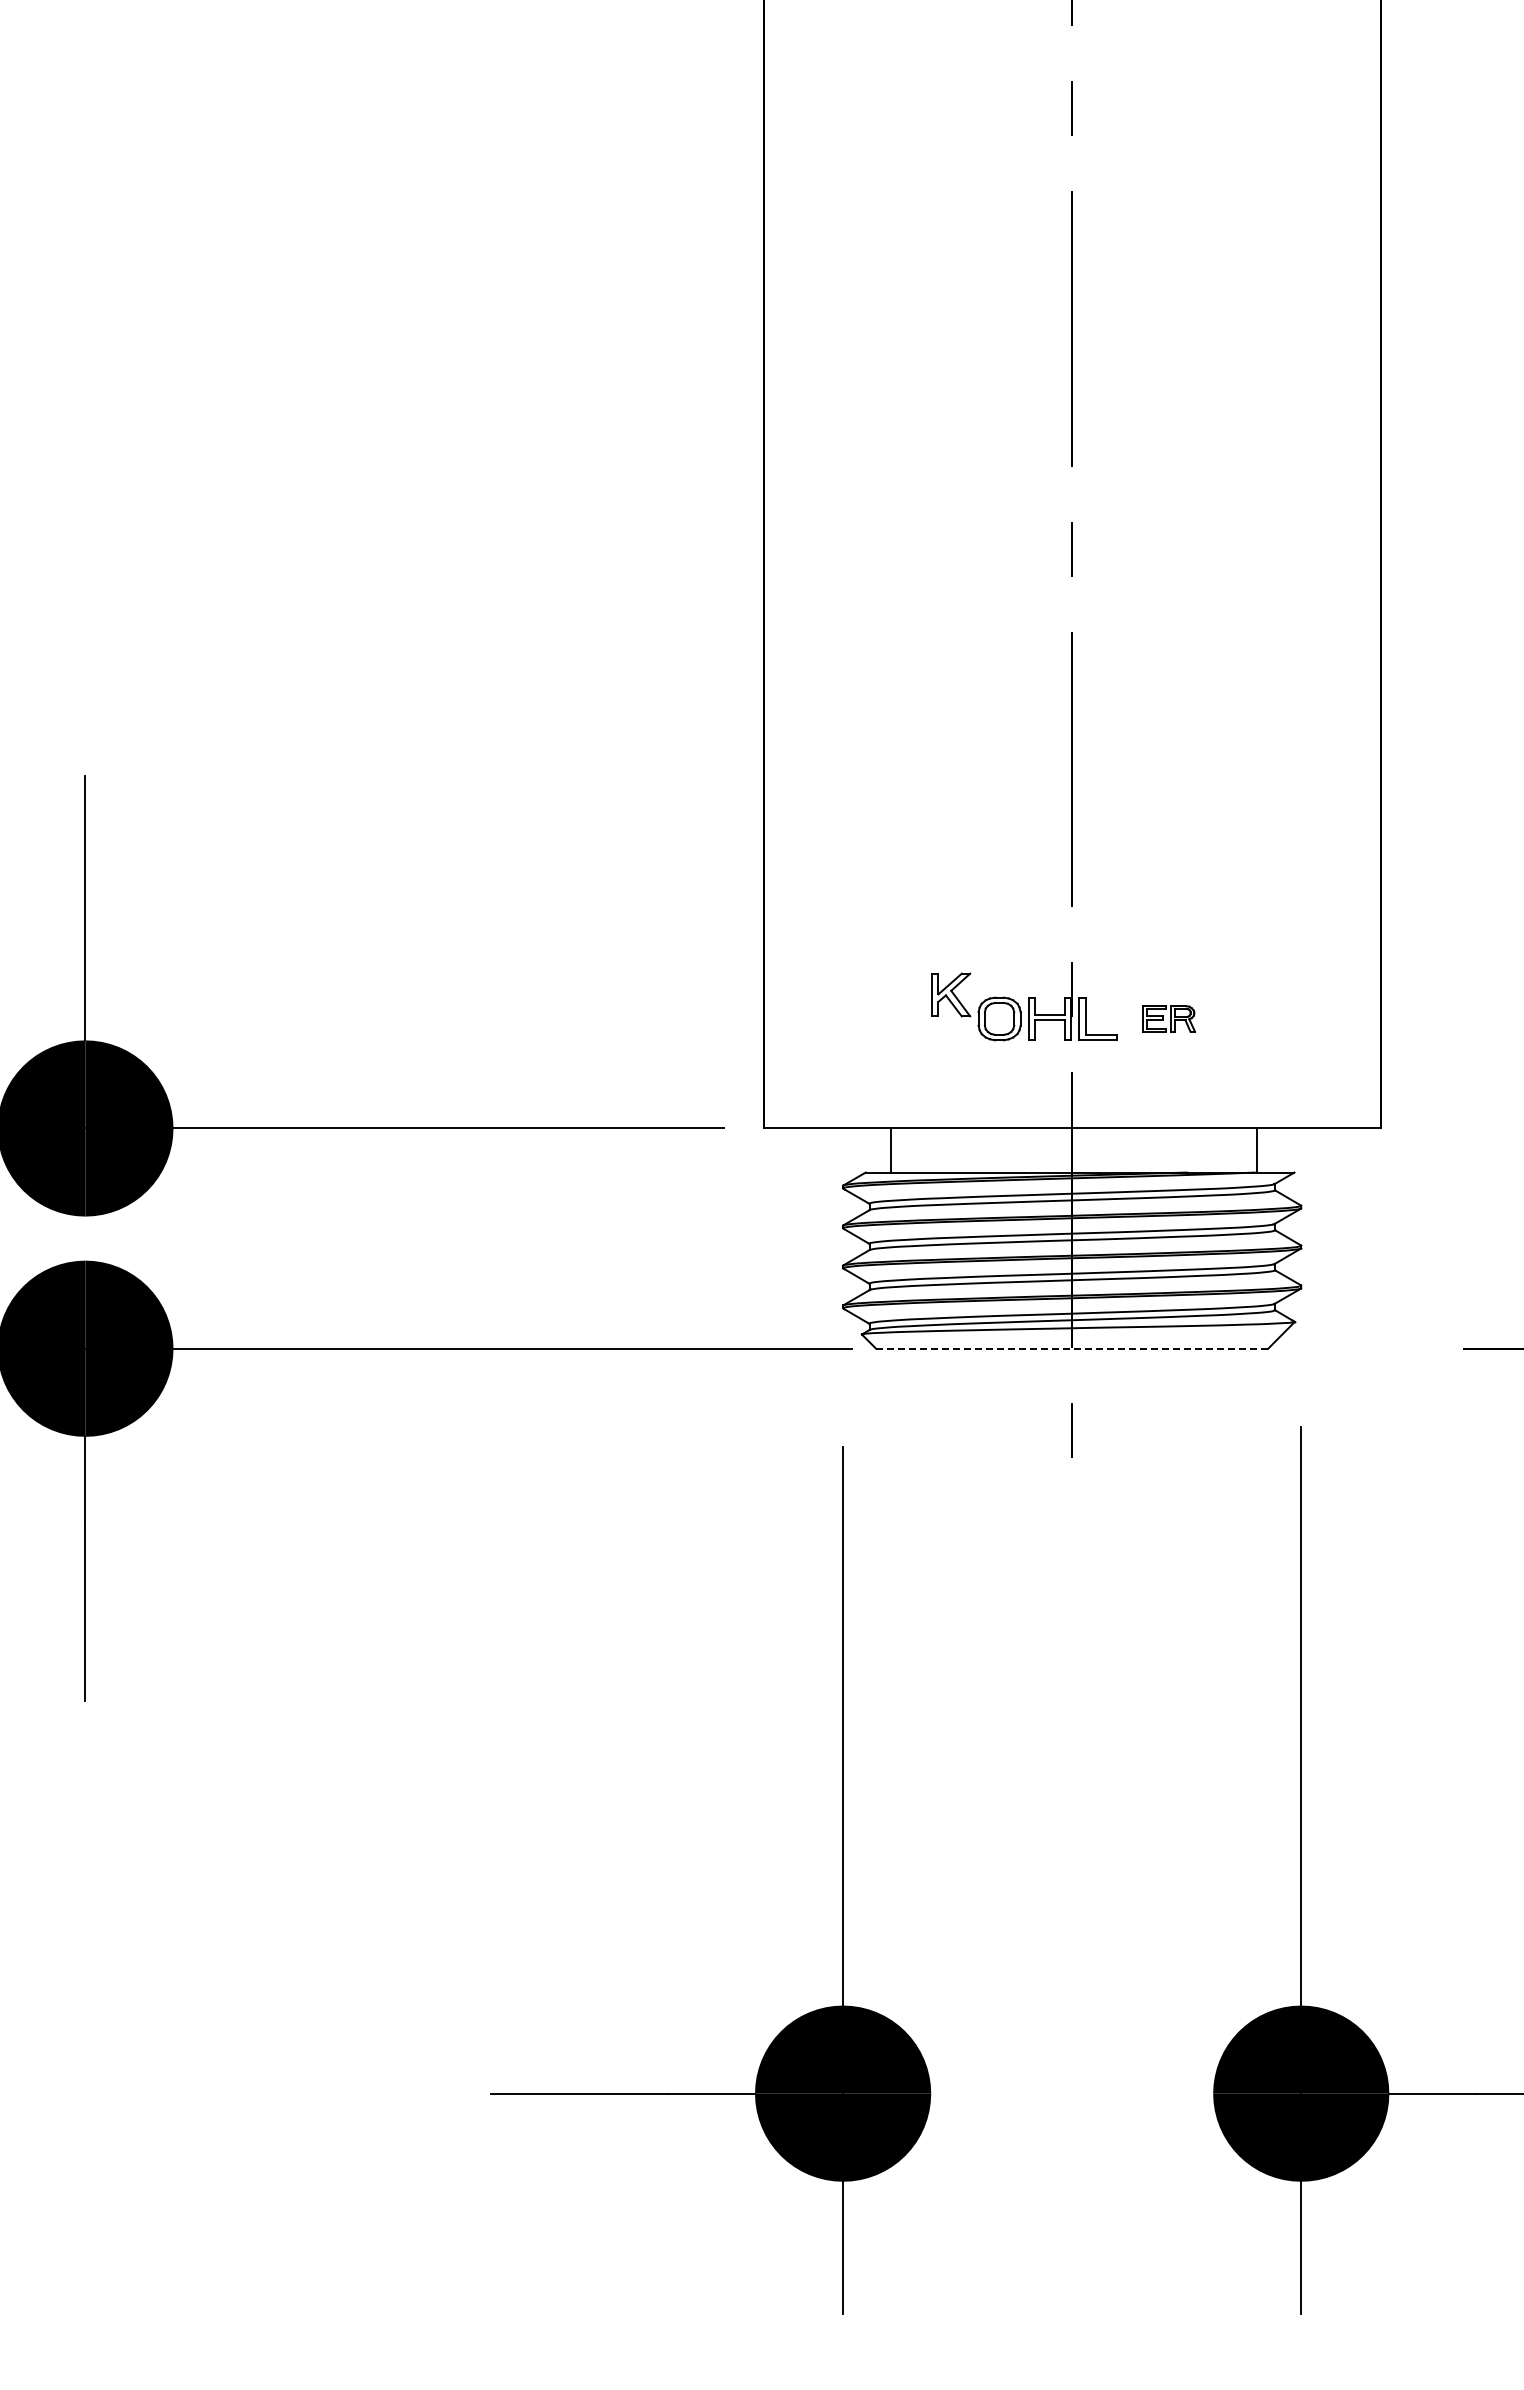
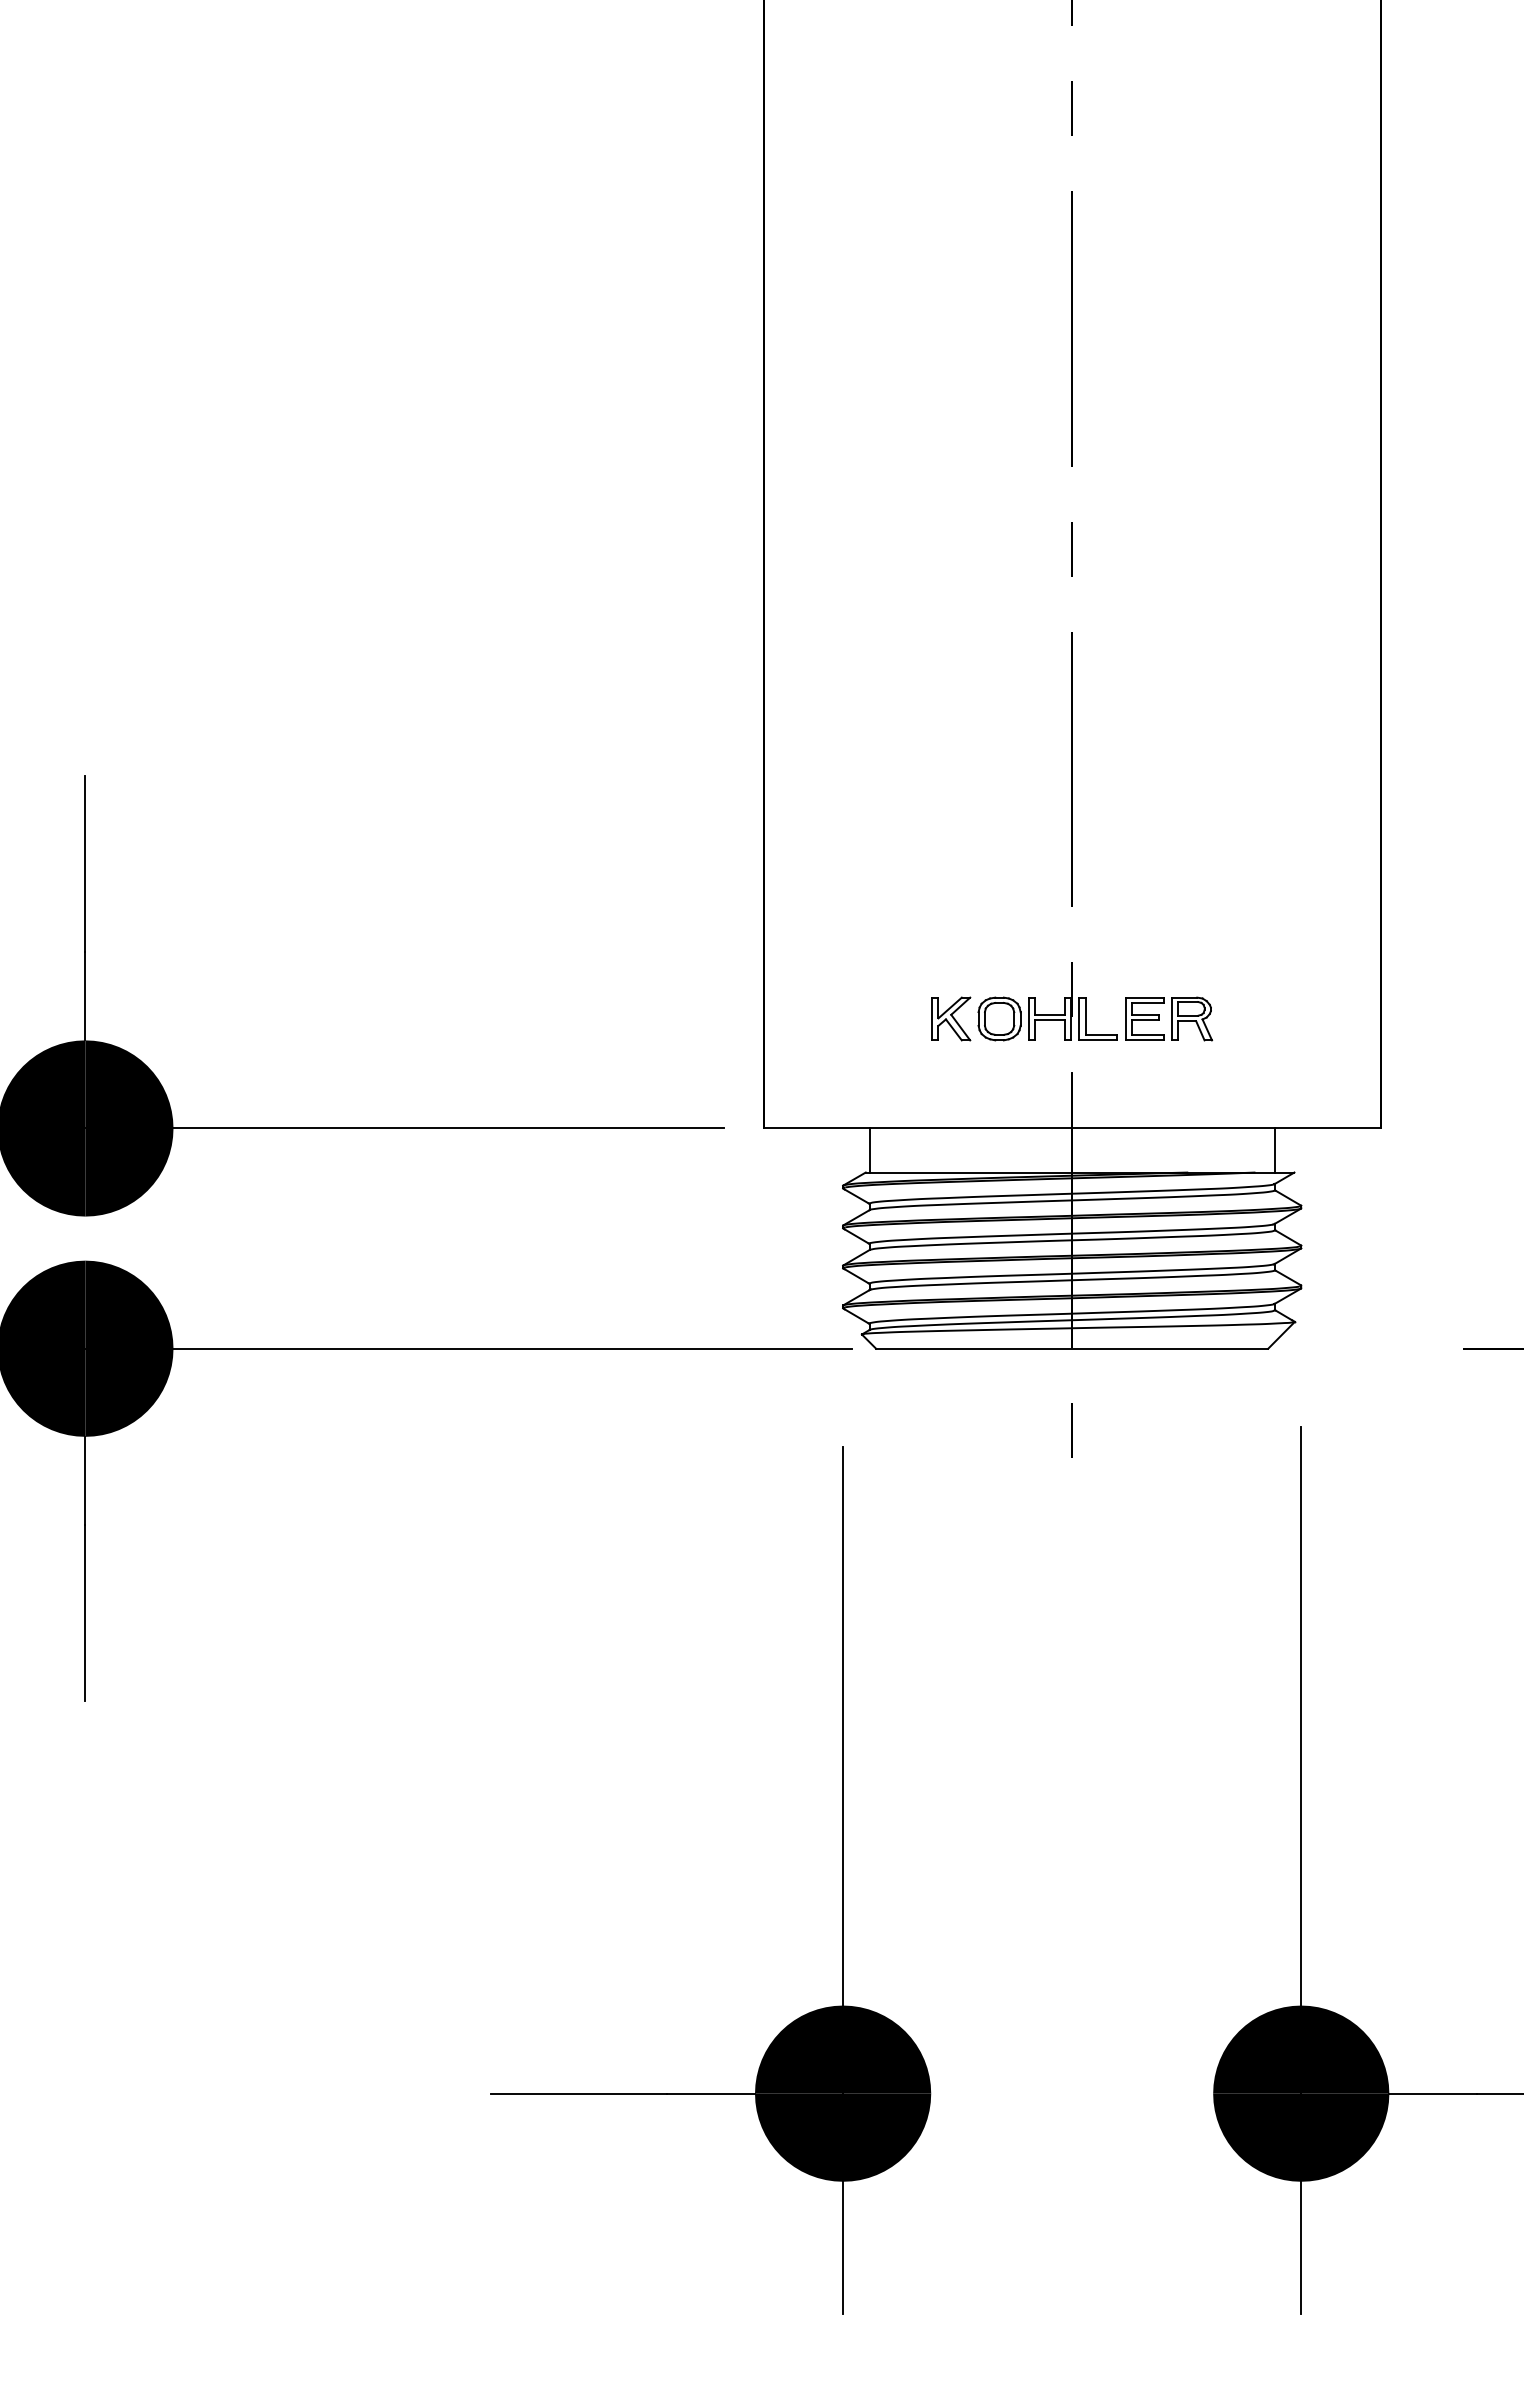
part position: (951, 994) -> (951, 1018) (951, 1018)
part size: 54x28 px -> 89x46 px (1169, 1018)
line position: (890, 1150) -> (869, 1150) (869, 1150)
line position: (1256, 1150) -> (1274, 1150) (1274, 1150)
line: dashed -> solid (1071, 1348)
